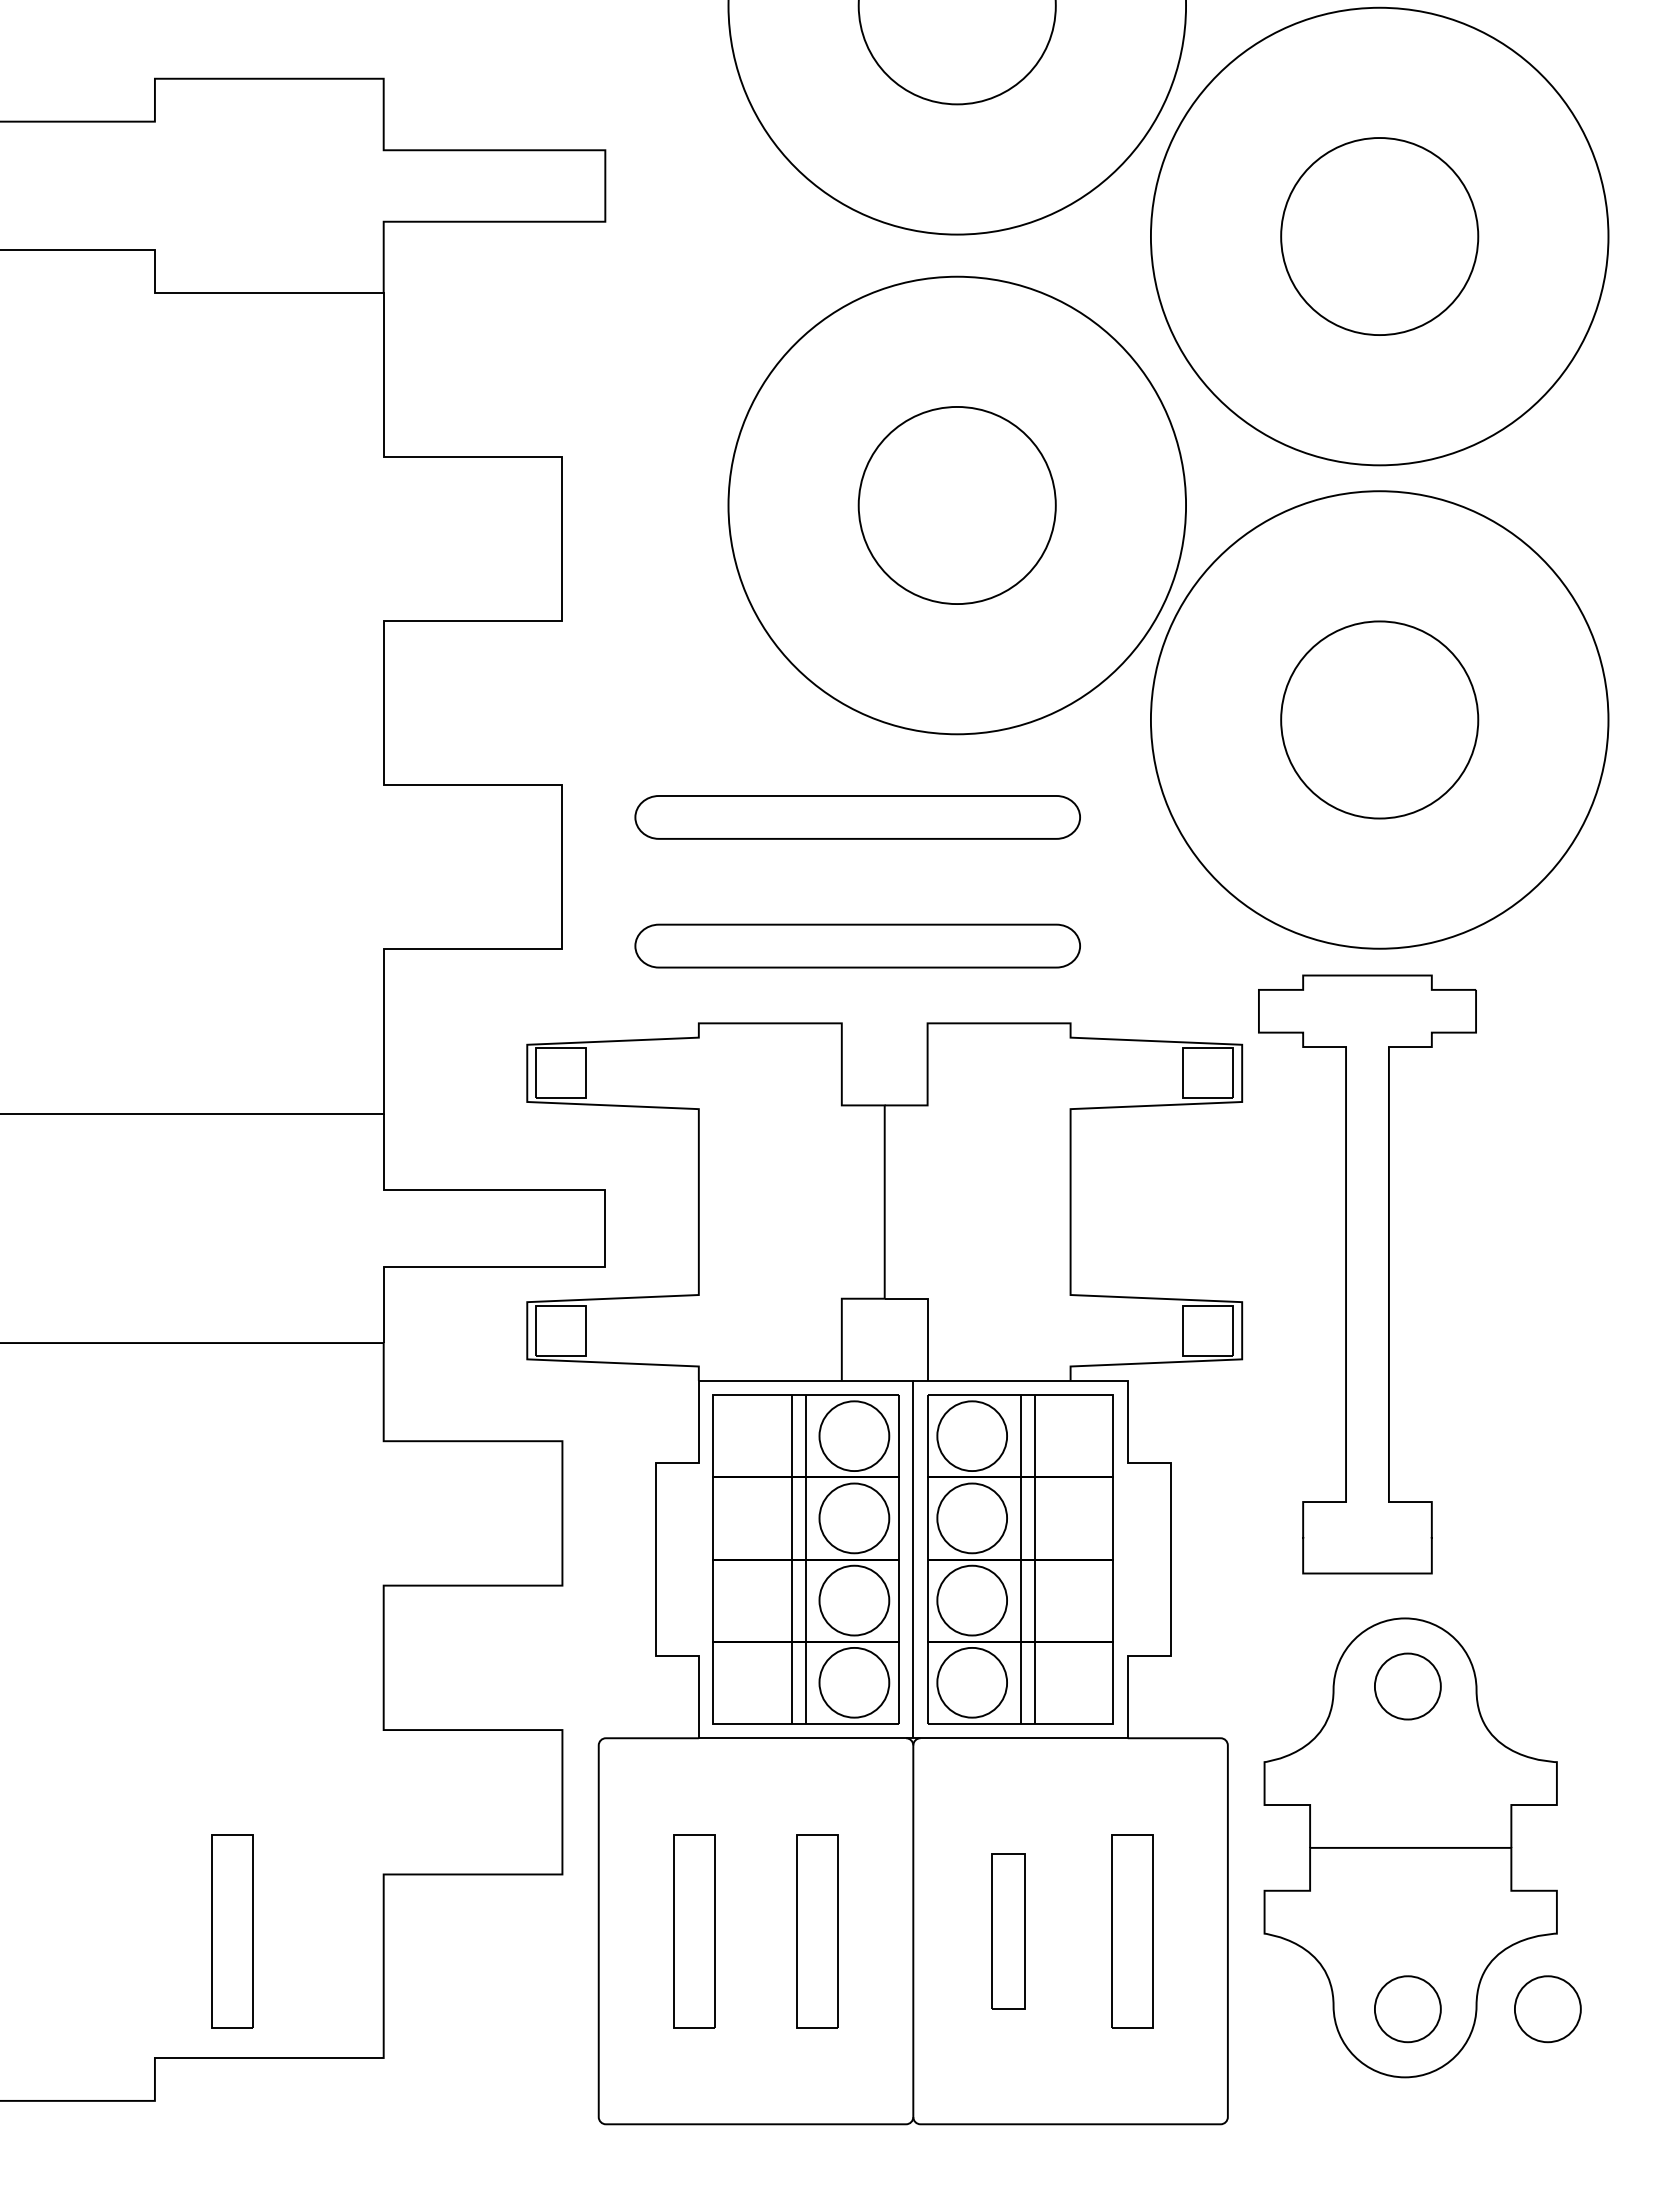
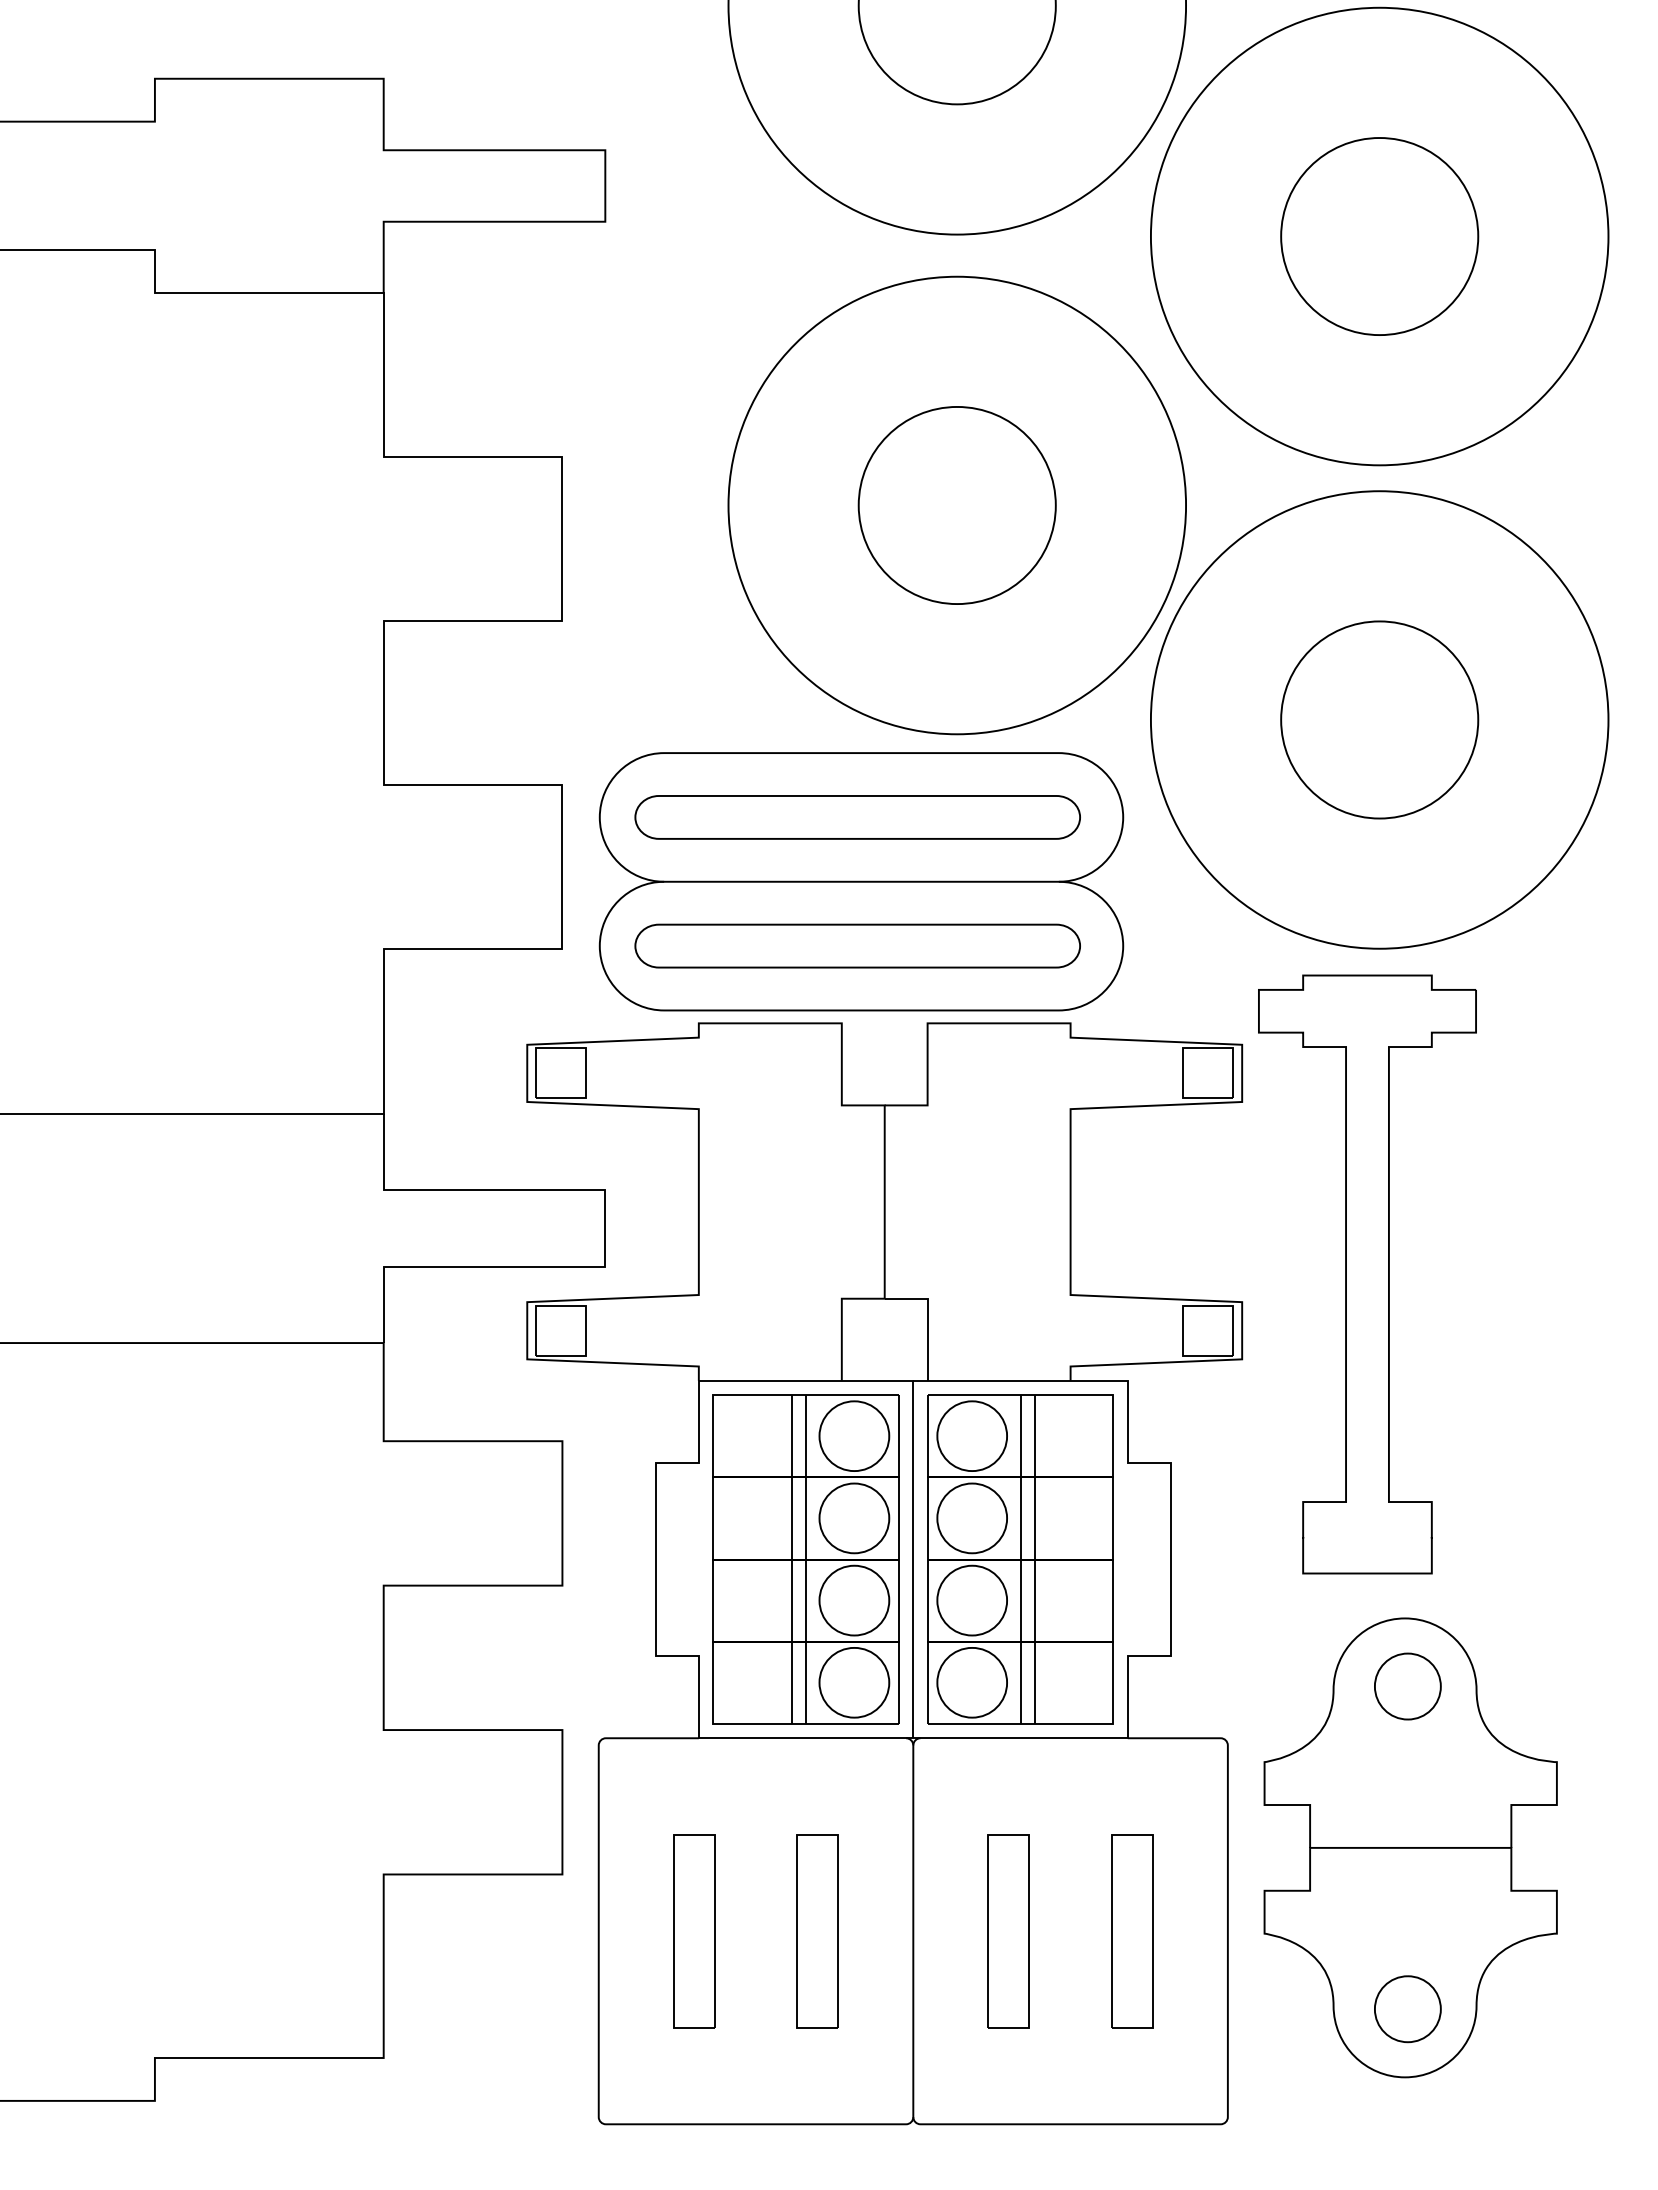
part: none -> present (861, 881)
part: present -> none (232, 1931)
part size: 35x157 px -> 43x195 px (1008, 1931)
part: present -> none (1547, 2009)
